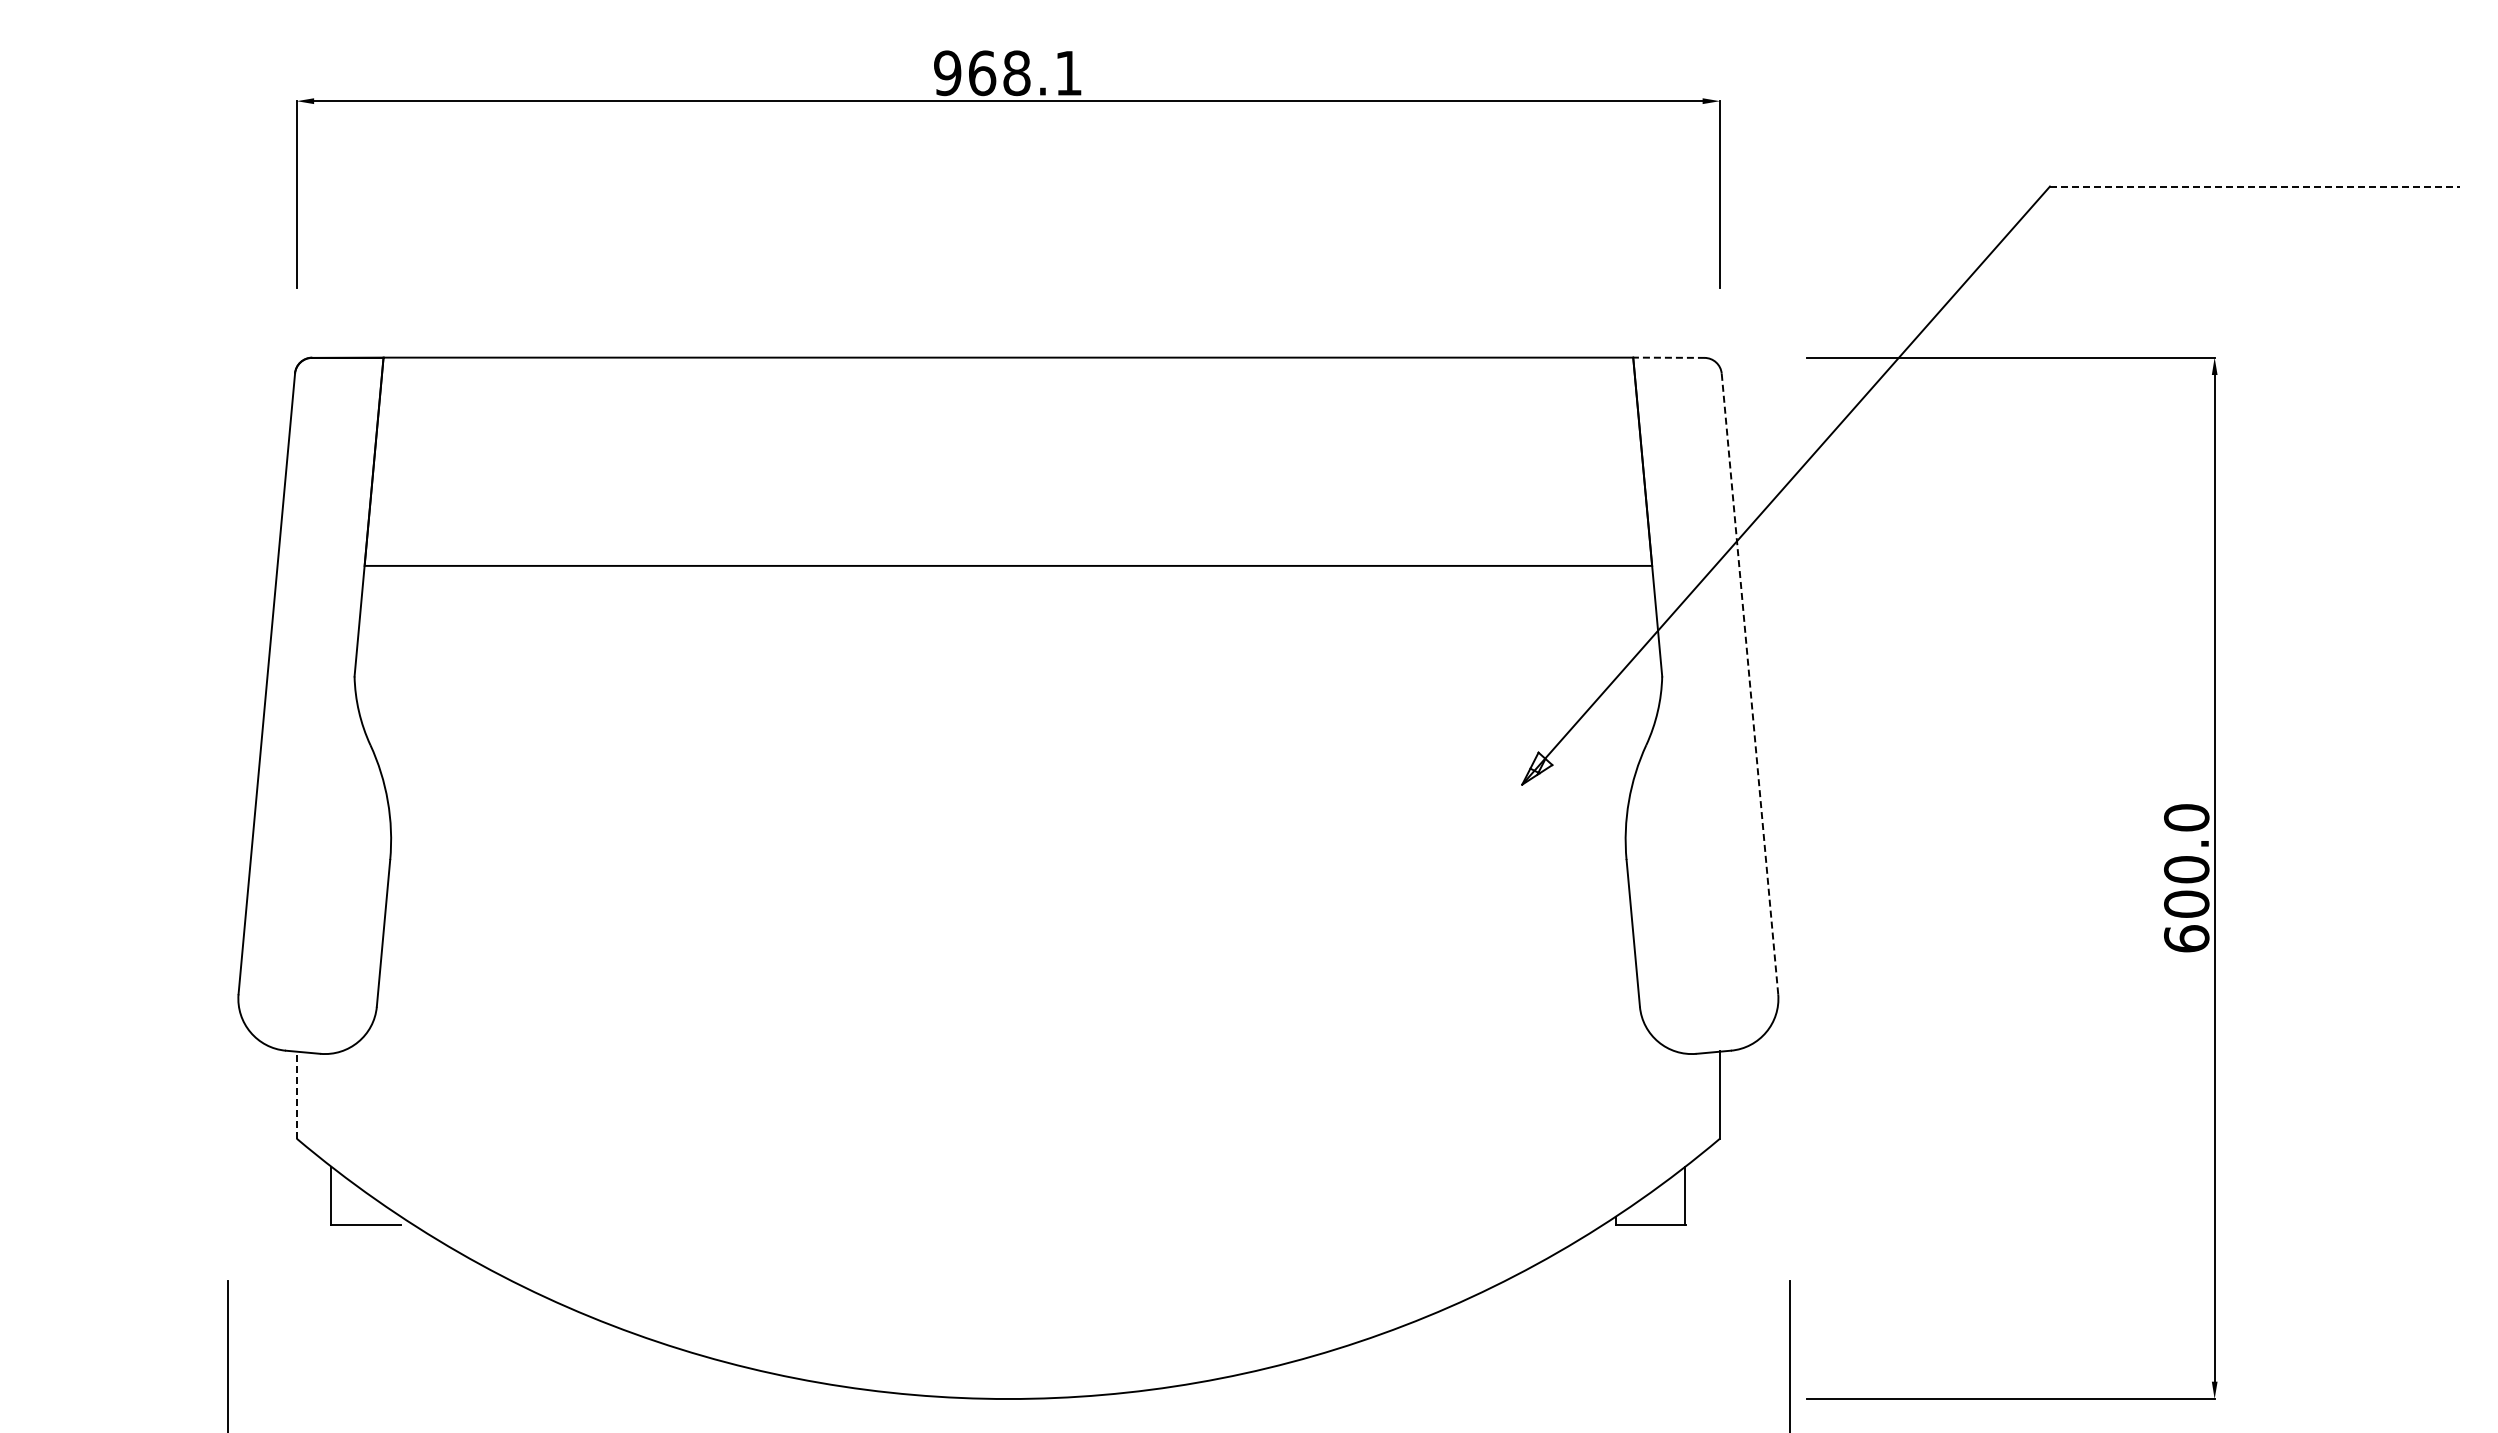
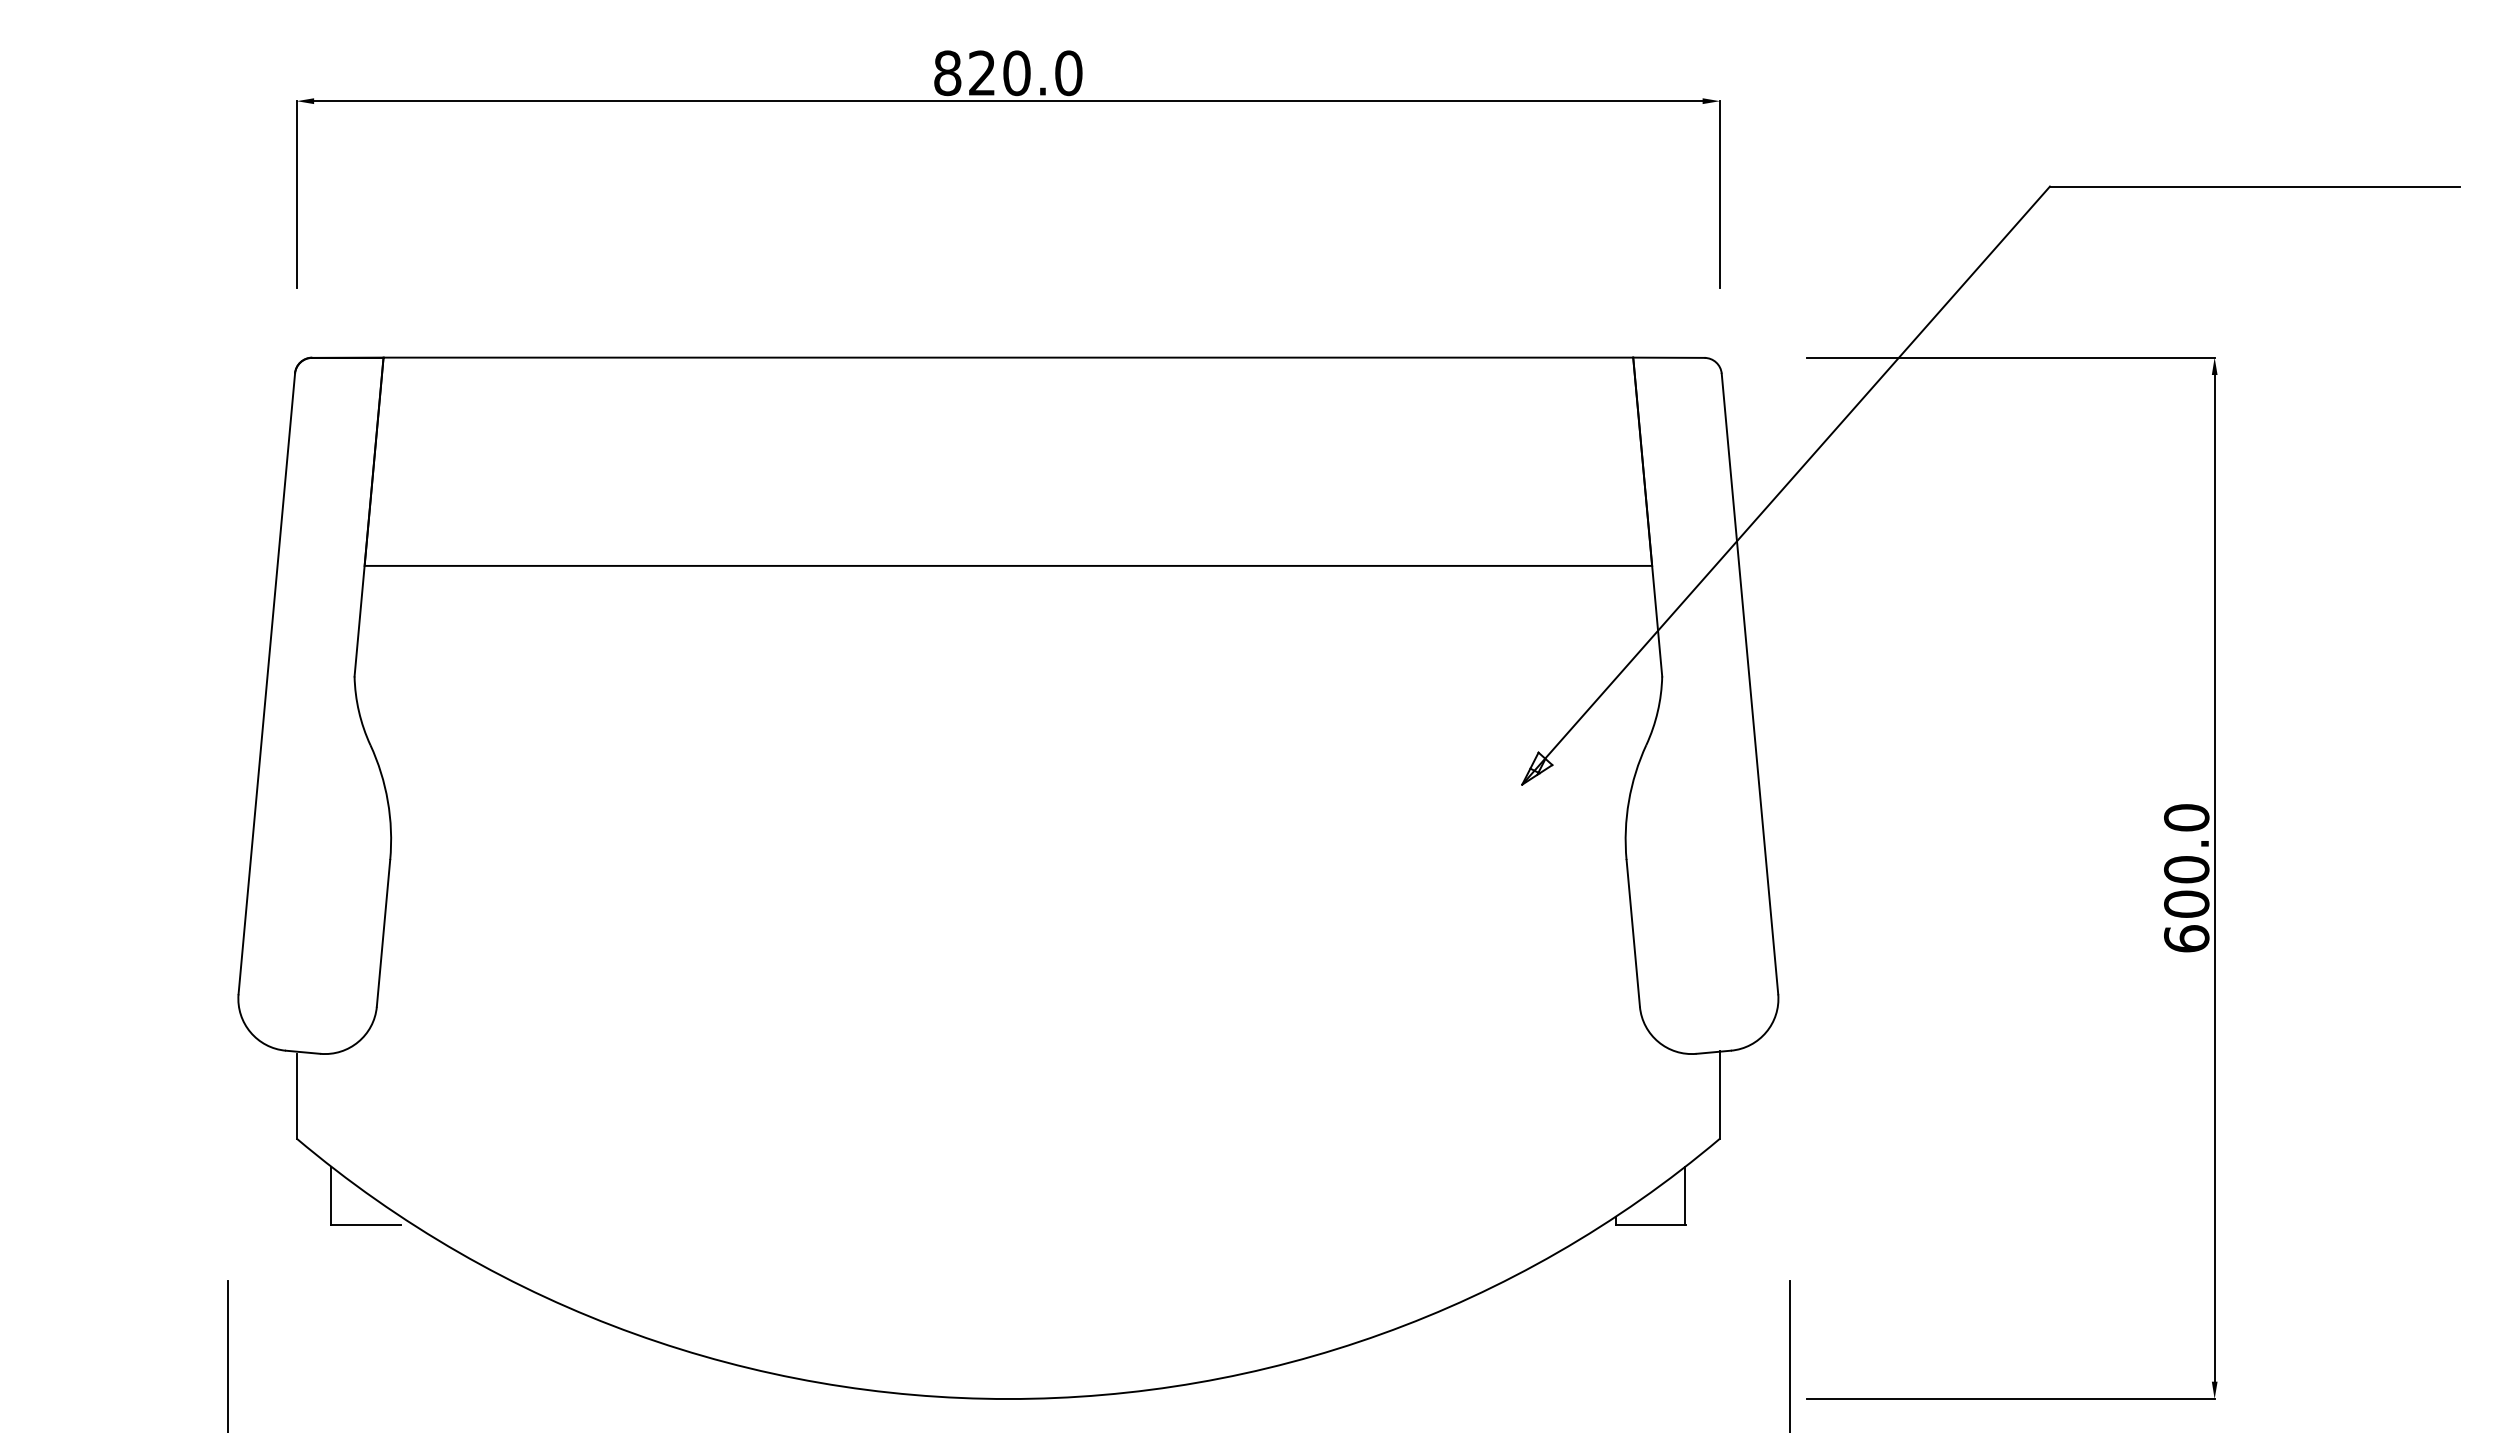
text: 968.1 -> 820.0 (1008, 73)
line: dashed -> solid (2255, 186)
line: dashed -> solid (1669, 357)
line: dashed -> solid (1749, 684)
line: dashed -> solid (296, 1095)
